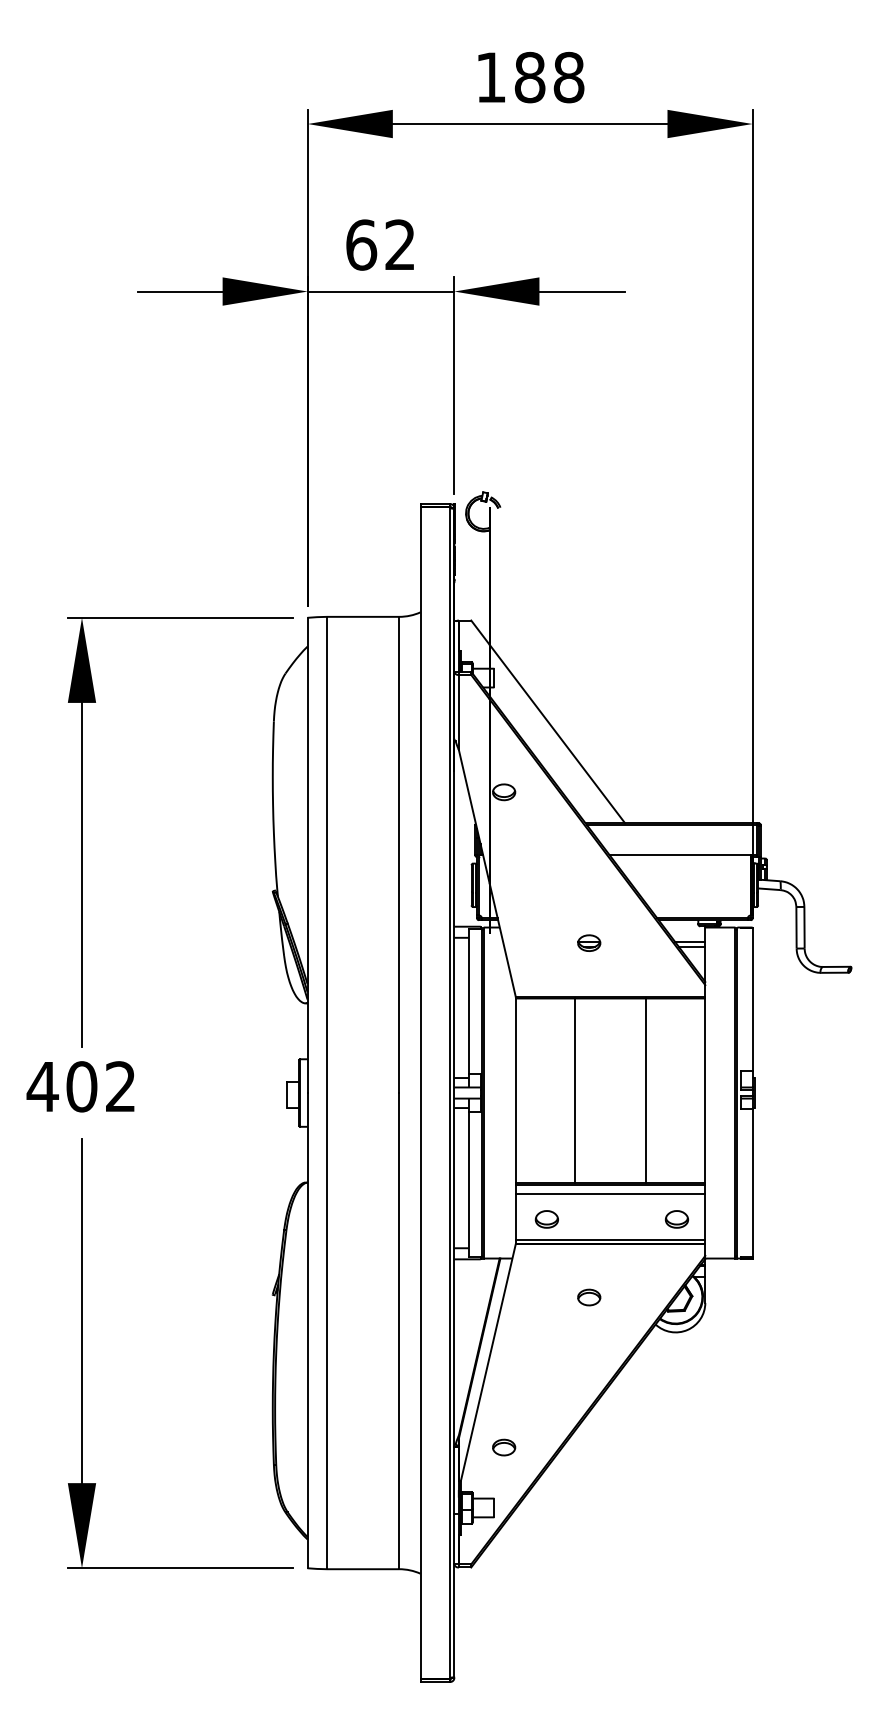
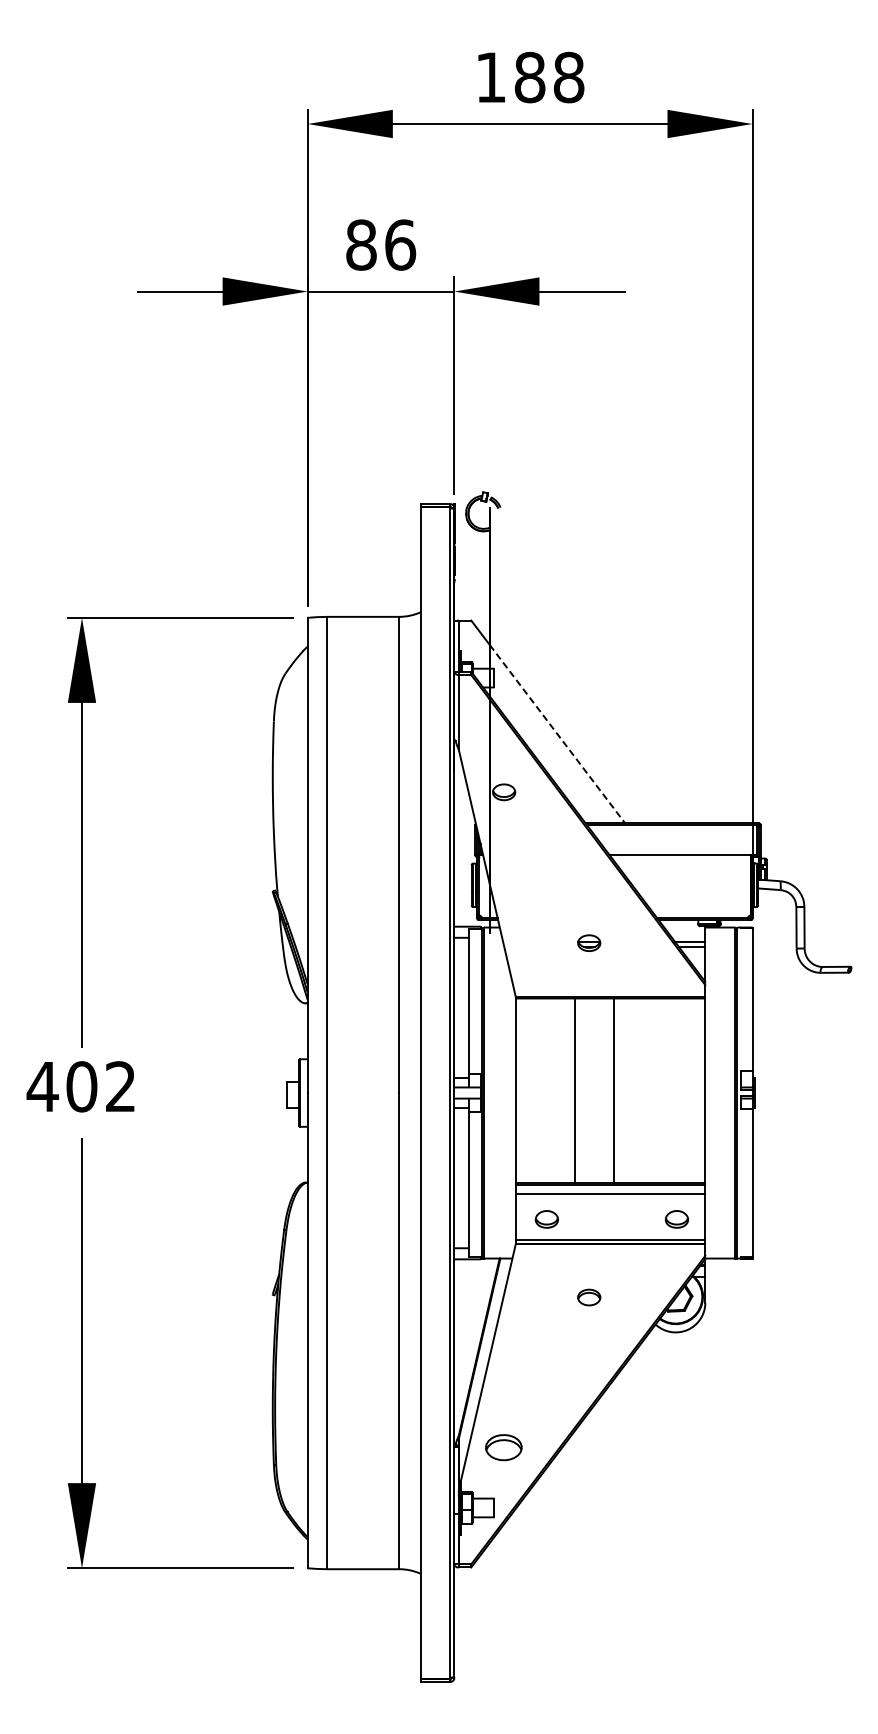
text: 62 -> 86 (381, 244)
line: solid -> dashed (557, 734)
line position: (646, 1090) -> (614, 1090) (614, 1090)
part size: 25x19 px -> 38x28 px (503, 1447)
